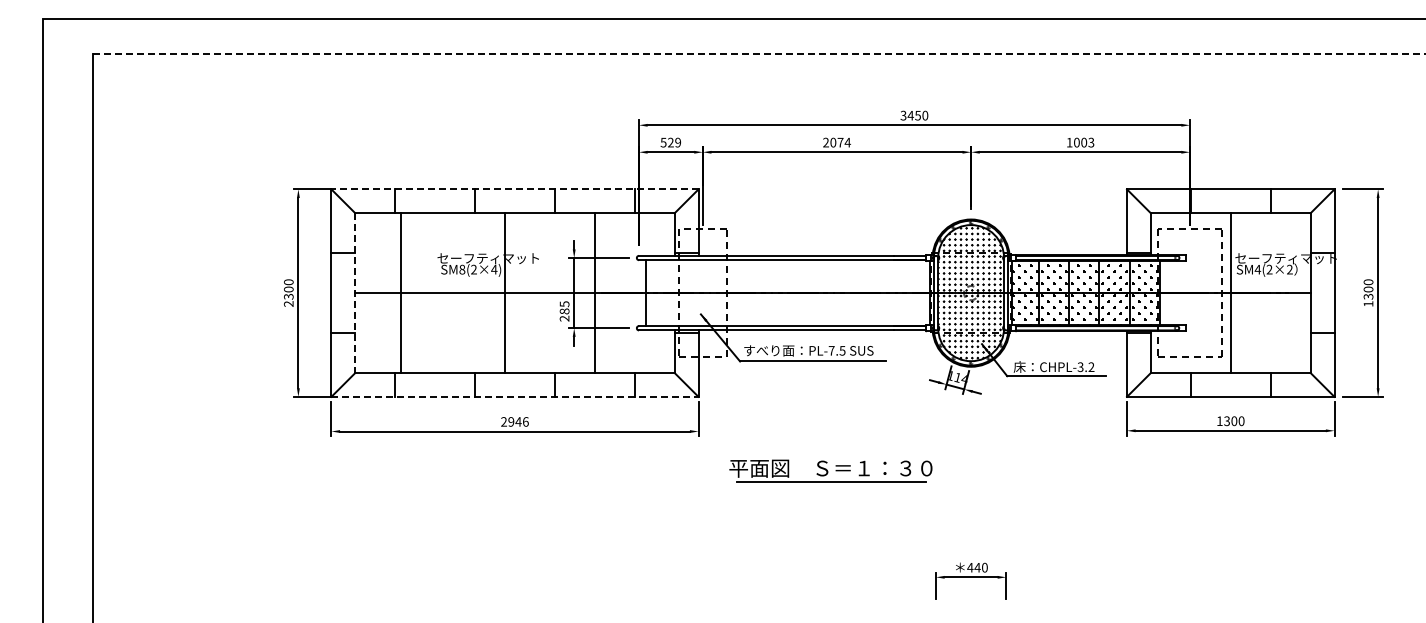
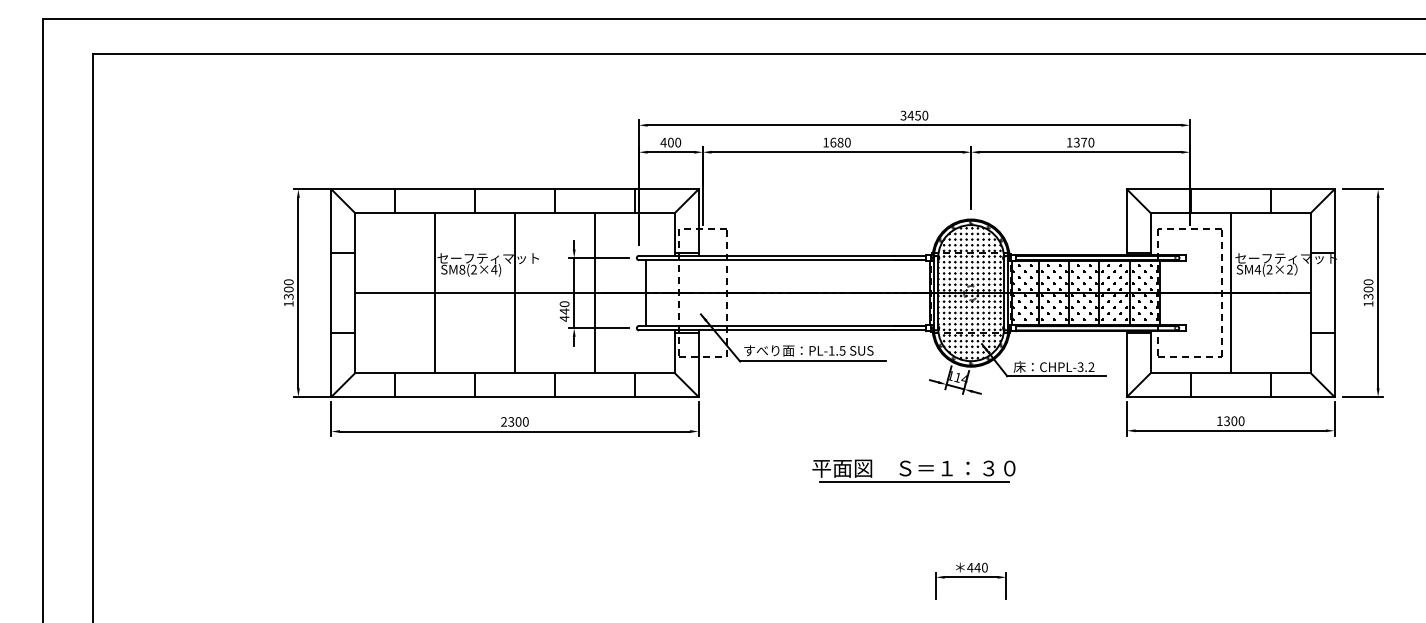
line: dashed -> solid (759, 54)
text: 529 -> 400 (670, 142)
text: 2074 -> 1680 (836, 142)
text: 1003 -> 1370 (1083, 142)
line: dashed -> solid (514, 189)
line position: (401, 292) -> (435, 292) (435, 292)
line position: (504, 292) -> (514, 292) (514, 292)
line: dashed -> solid (355, 293)
text: 2300 -> 1300 (288, 303)
text: 285 -> 440 (564, 311)
text: PL-7.5 -> PL-1.5 (831, 350)
line: dashed -> solid (514, 396)
text: 2946 -> 2300 (518, 421)
part position: (830, 470) -> (913, 470) (913, 470)
